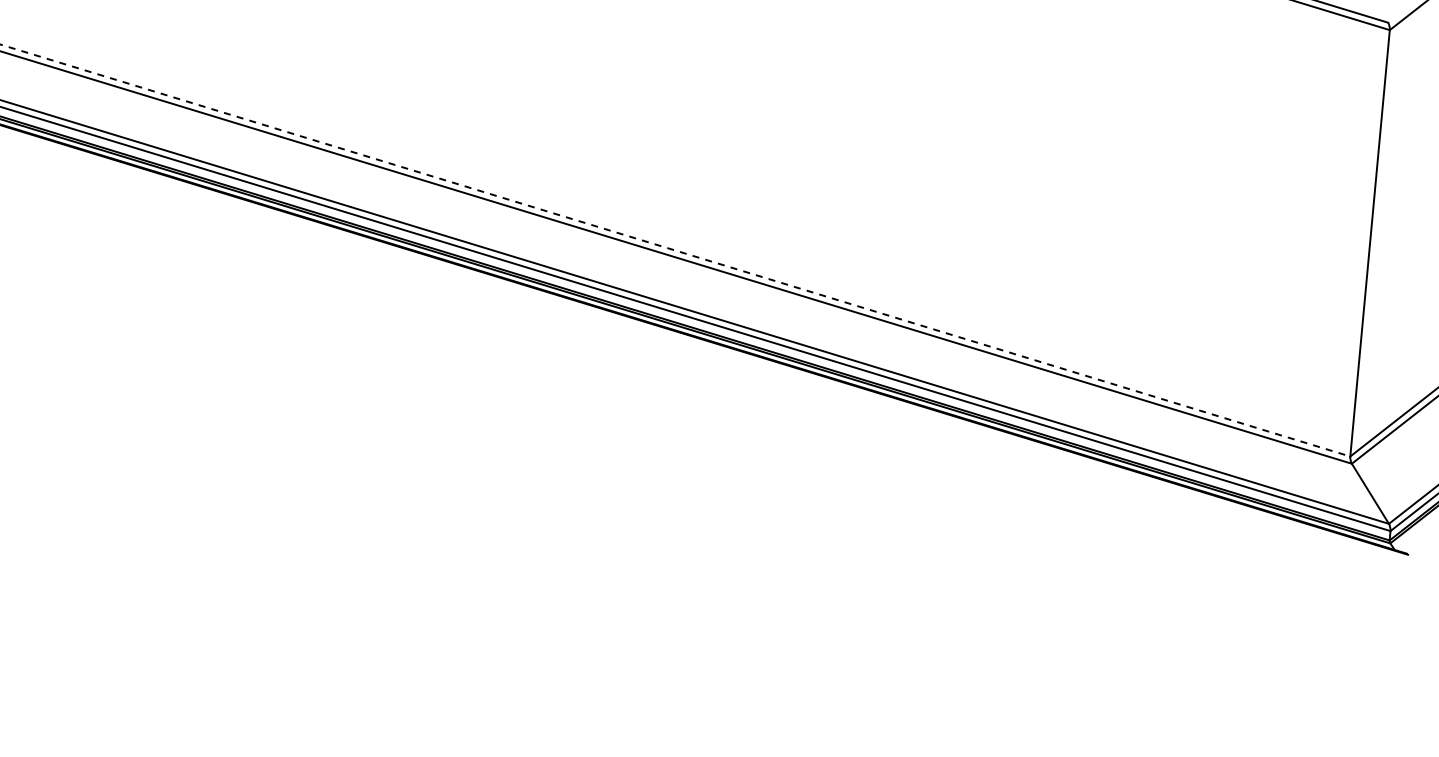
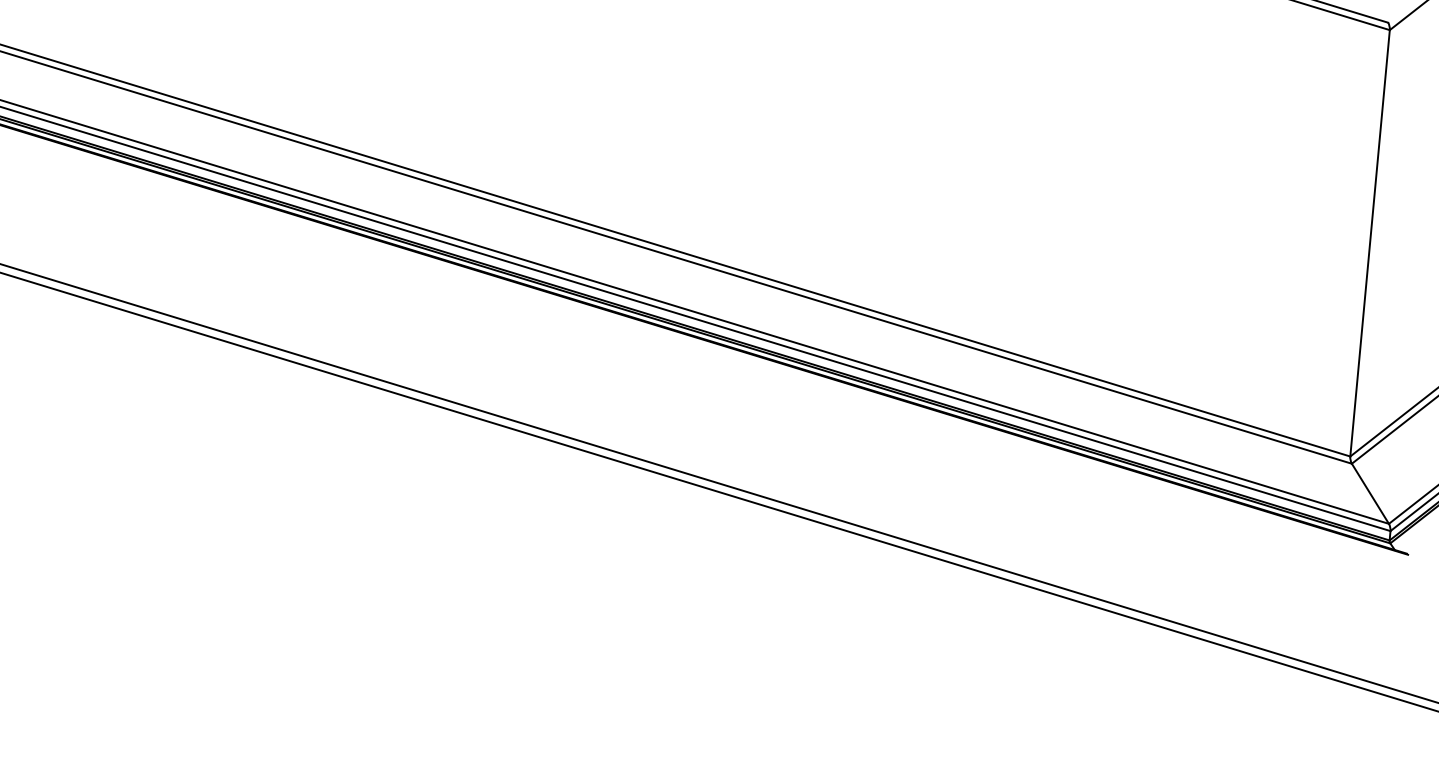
line: dashed -> solid (676, 250)
line: none -> present (718, 483)
line: none -> present (718, 491)
